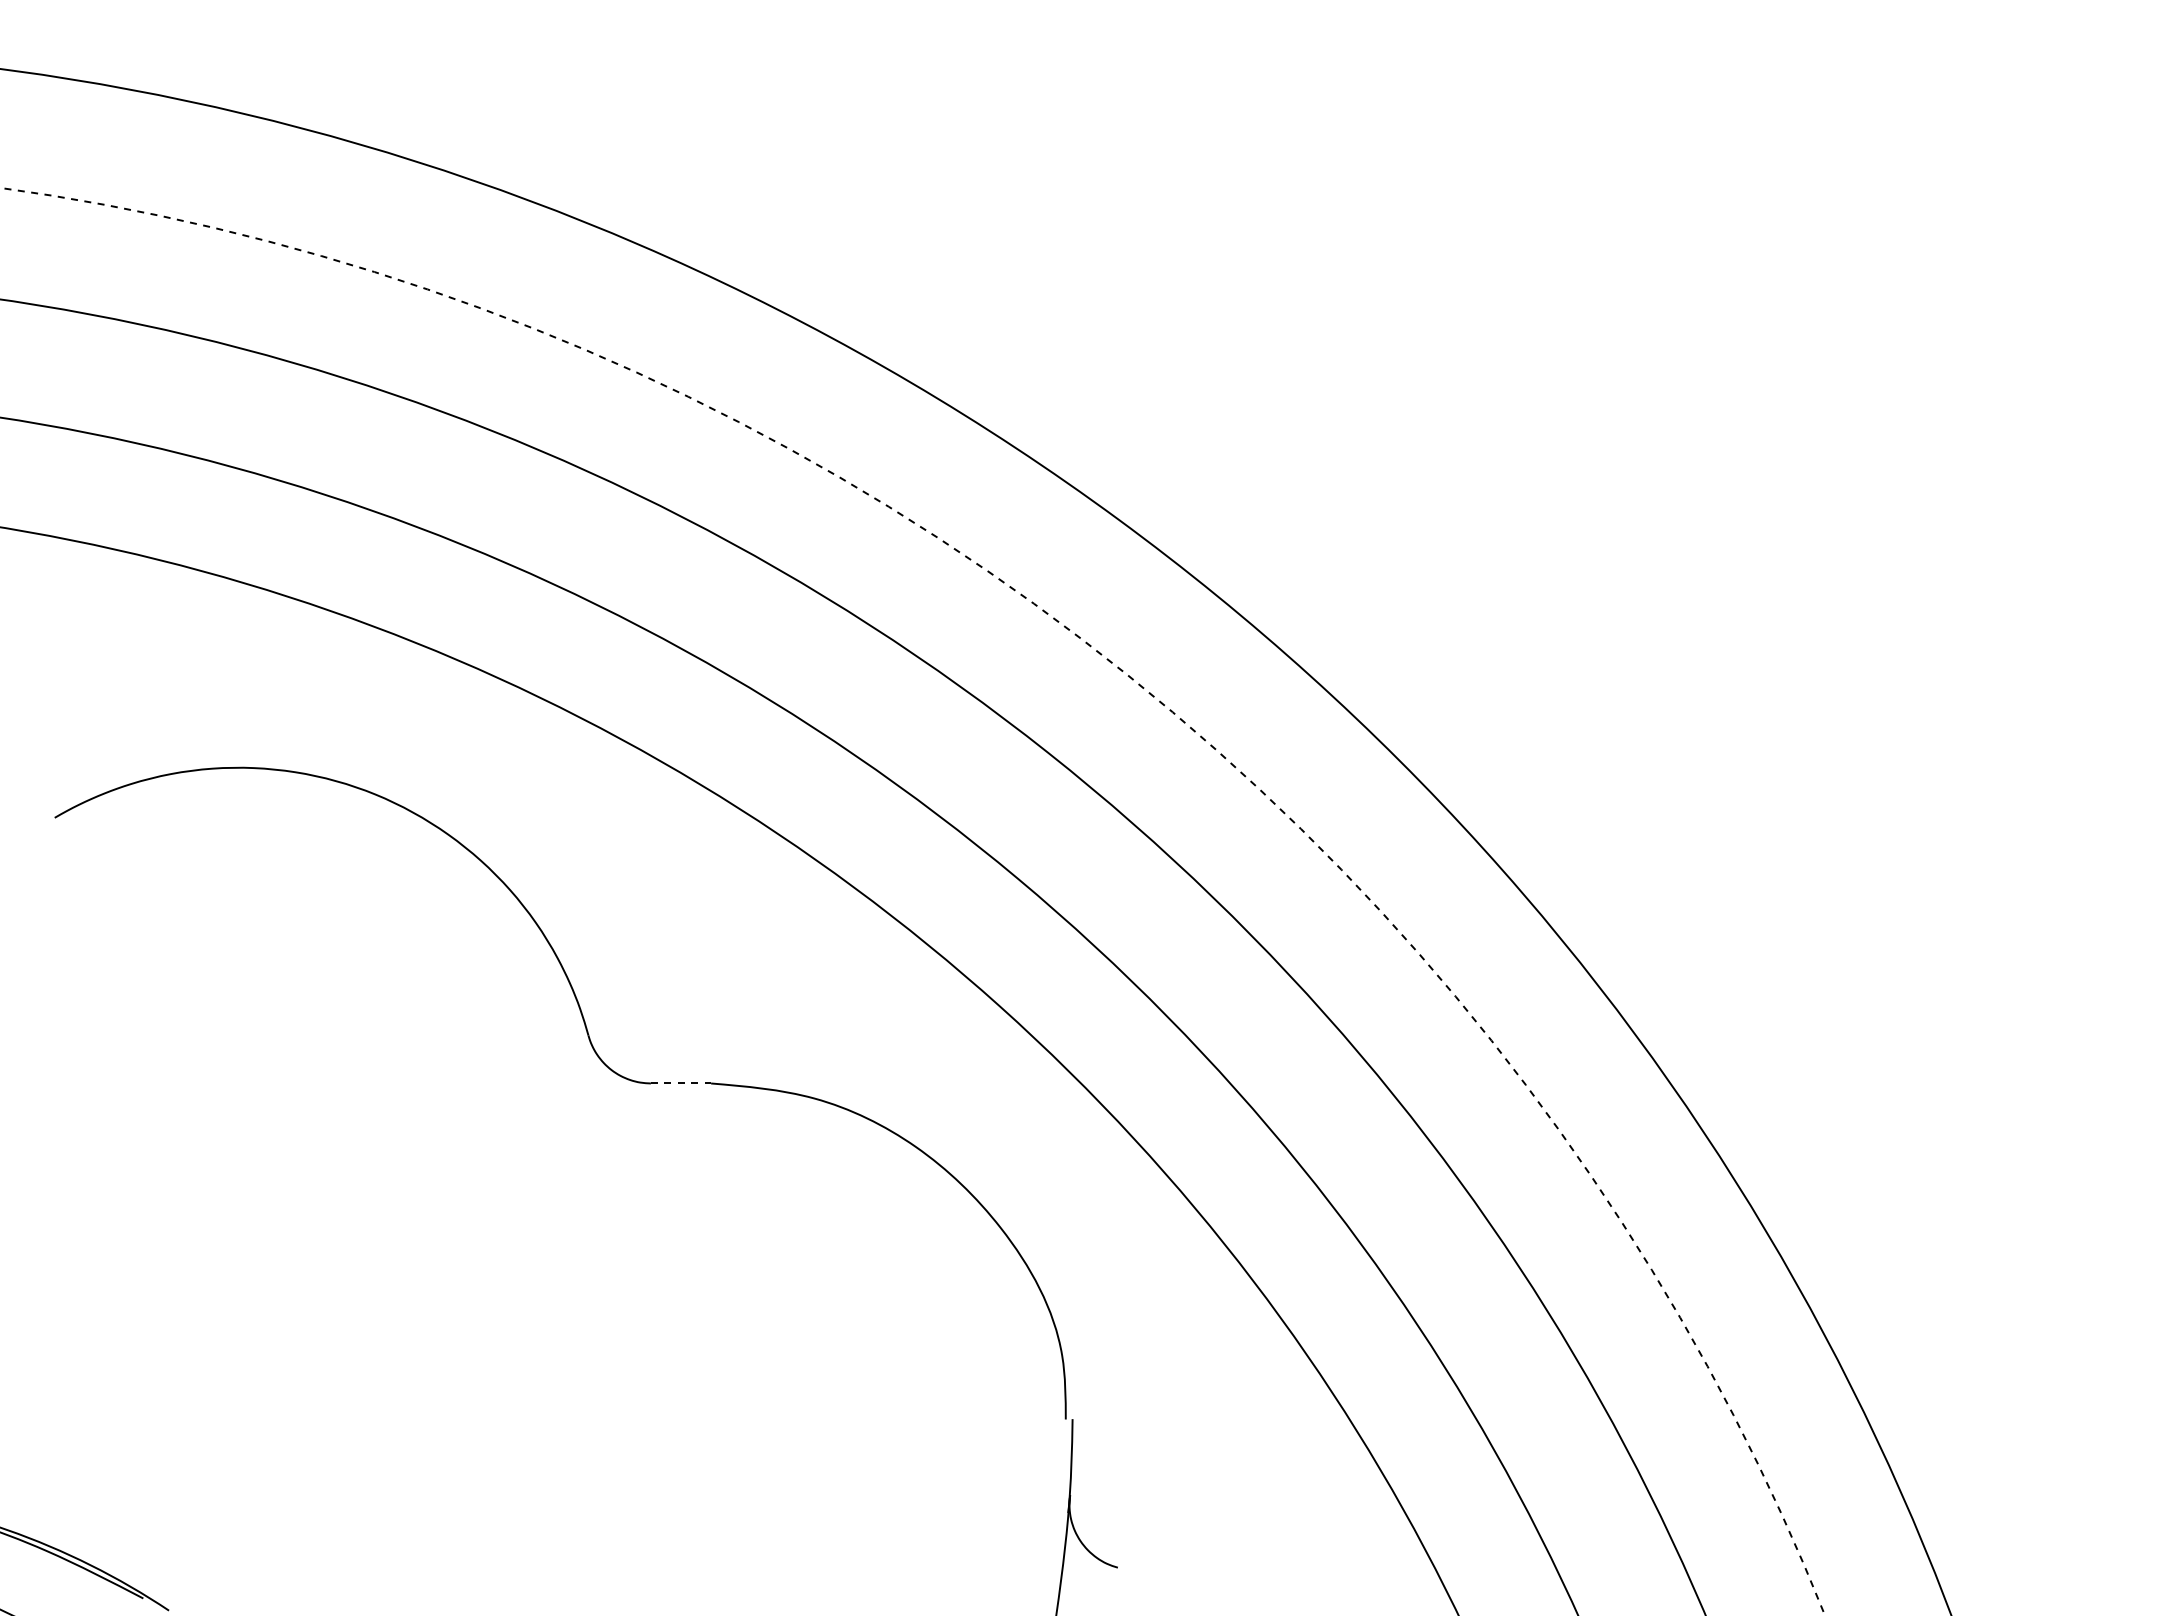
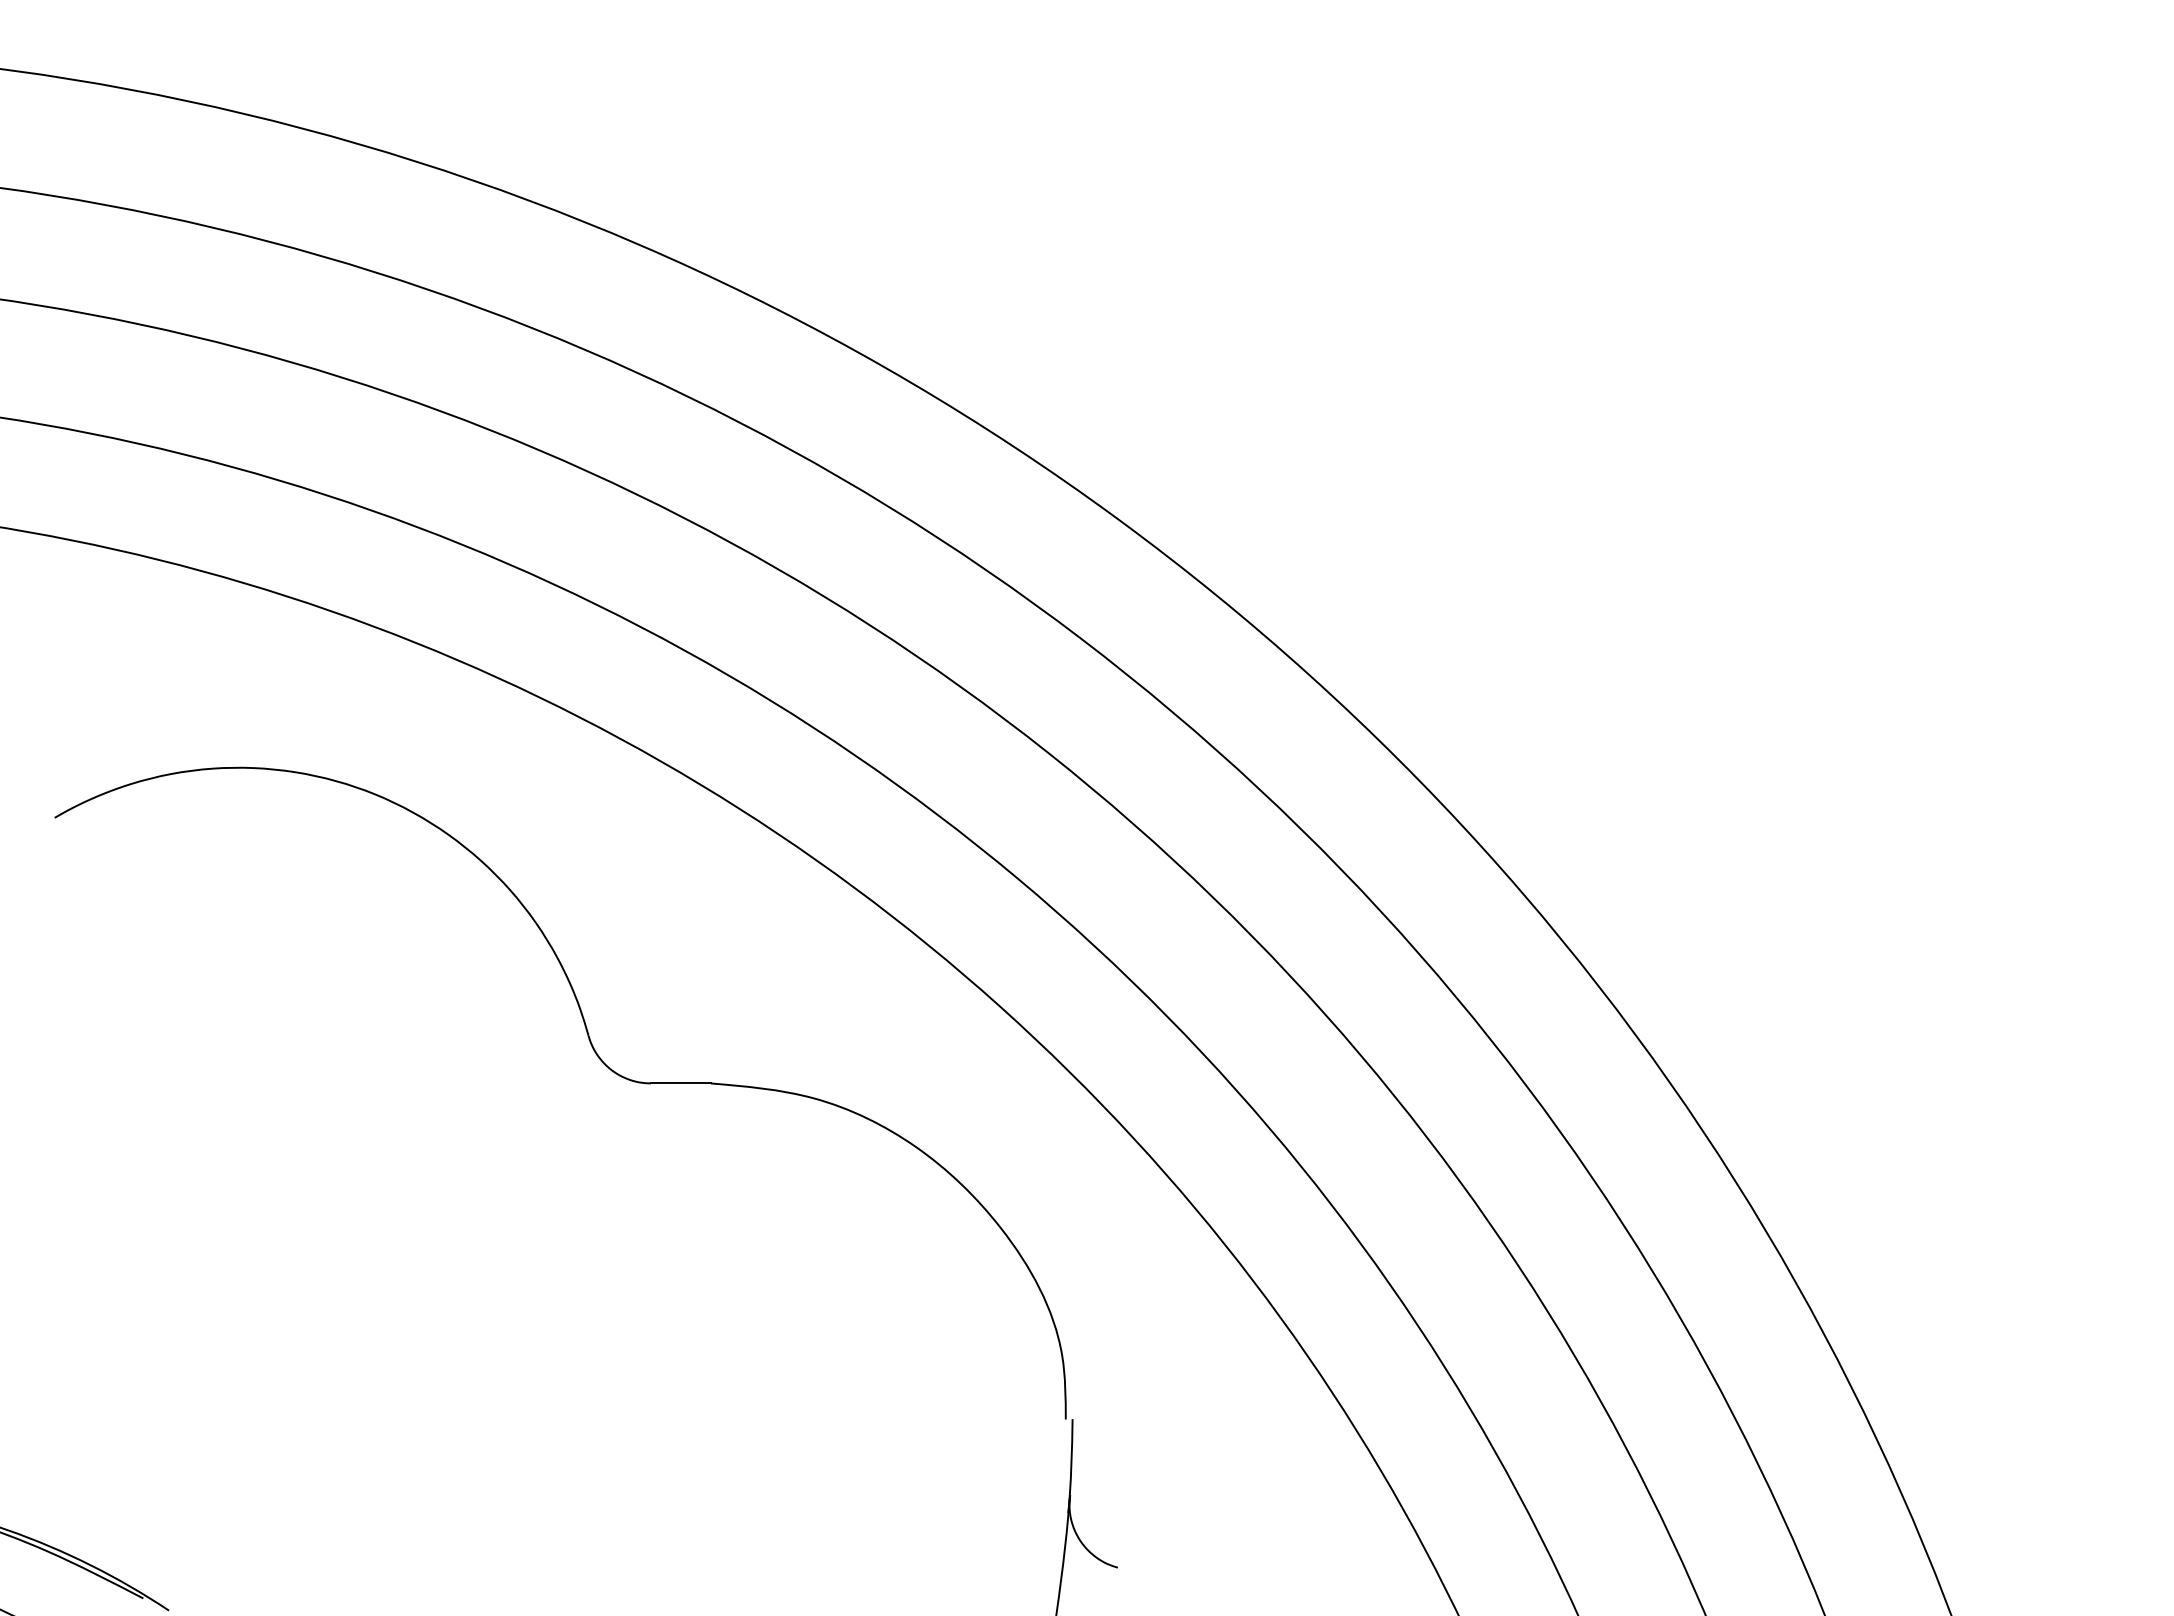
arc: dashed -> solid (1104, 656)
line: dashed -> solid (681, 1083)
